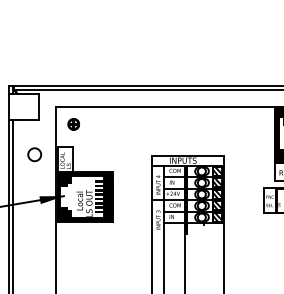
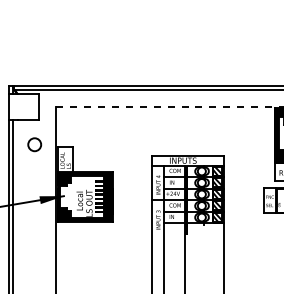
line: solid -> dashed (170, 107)
part: present -> none (73, 124)
circle position: (34, 154) -> (34, 144) (34, 144)
